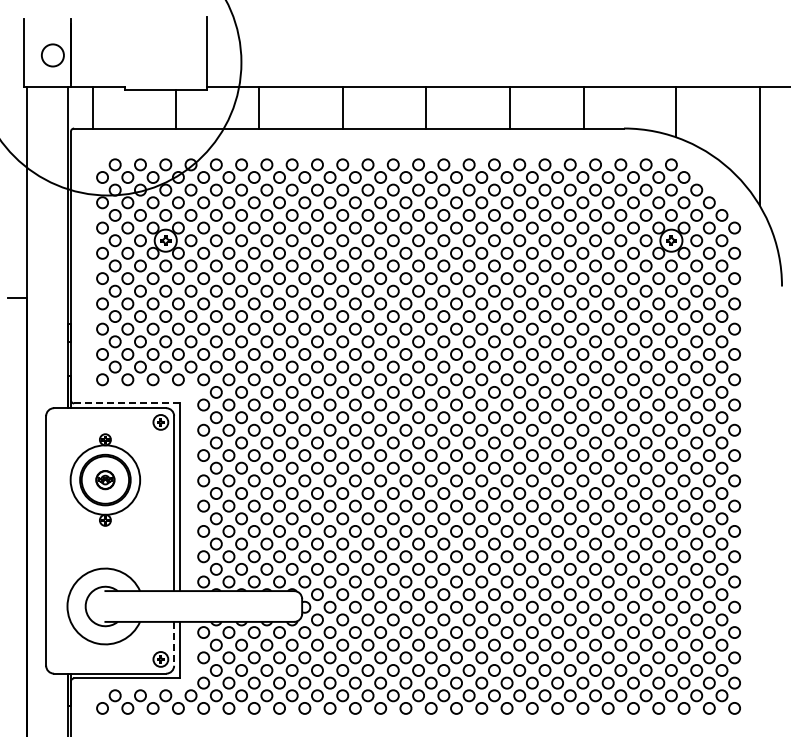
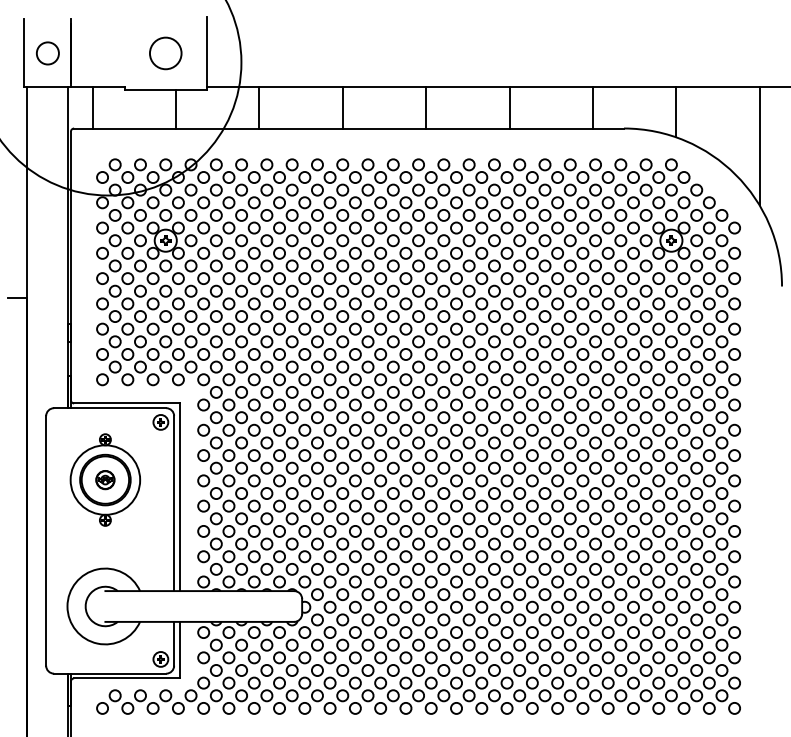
circle: none -> present (165, 53)
circle position: (52, 55) -> (47, 53) (47, 53)
line position: (583, 107) -> (592, 107) (592, 107)
line: dashed -> solid (127, 403)
line: dashed -> solid (174, 643)
